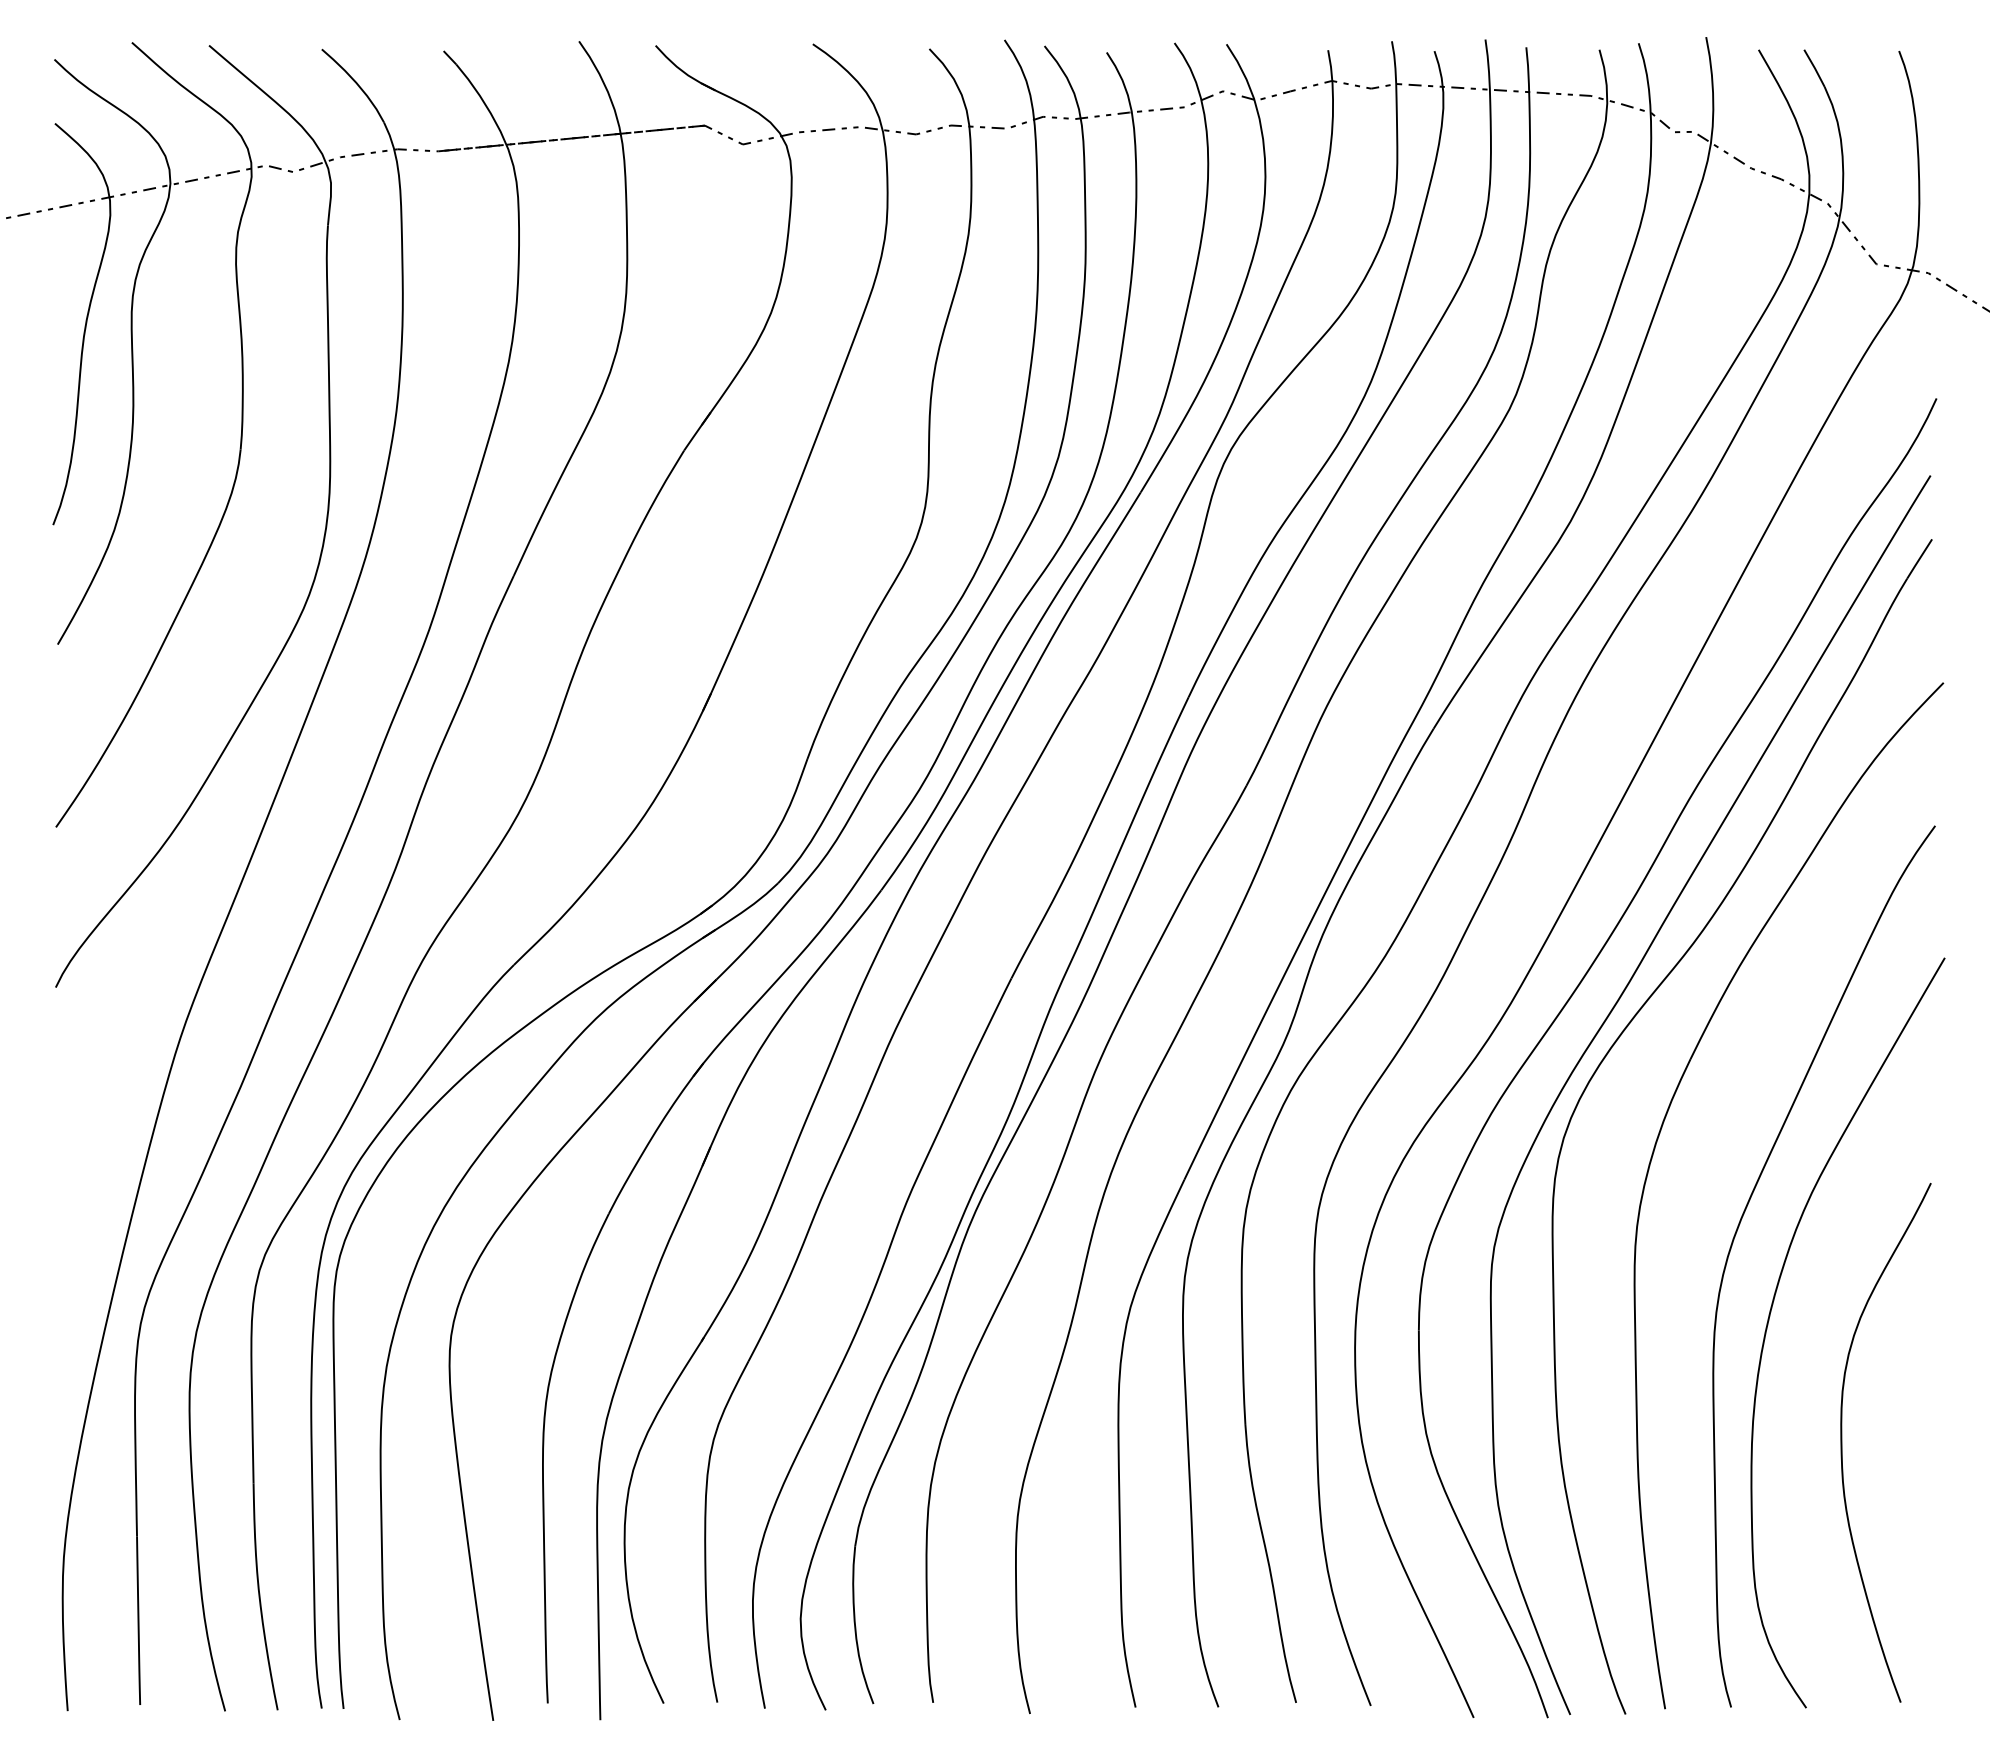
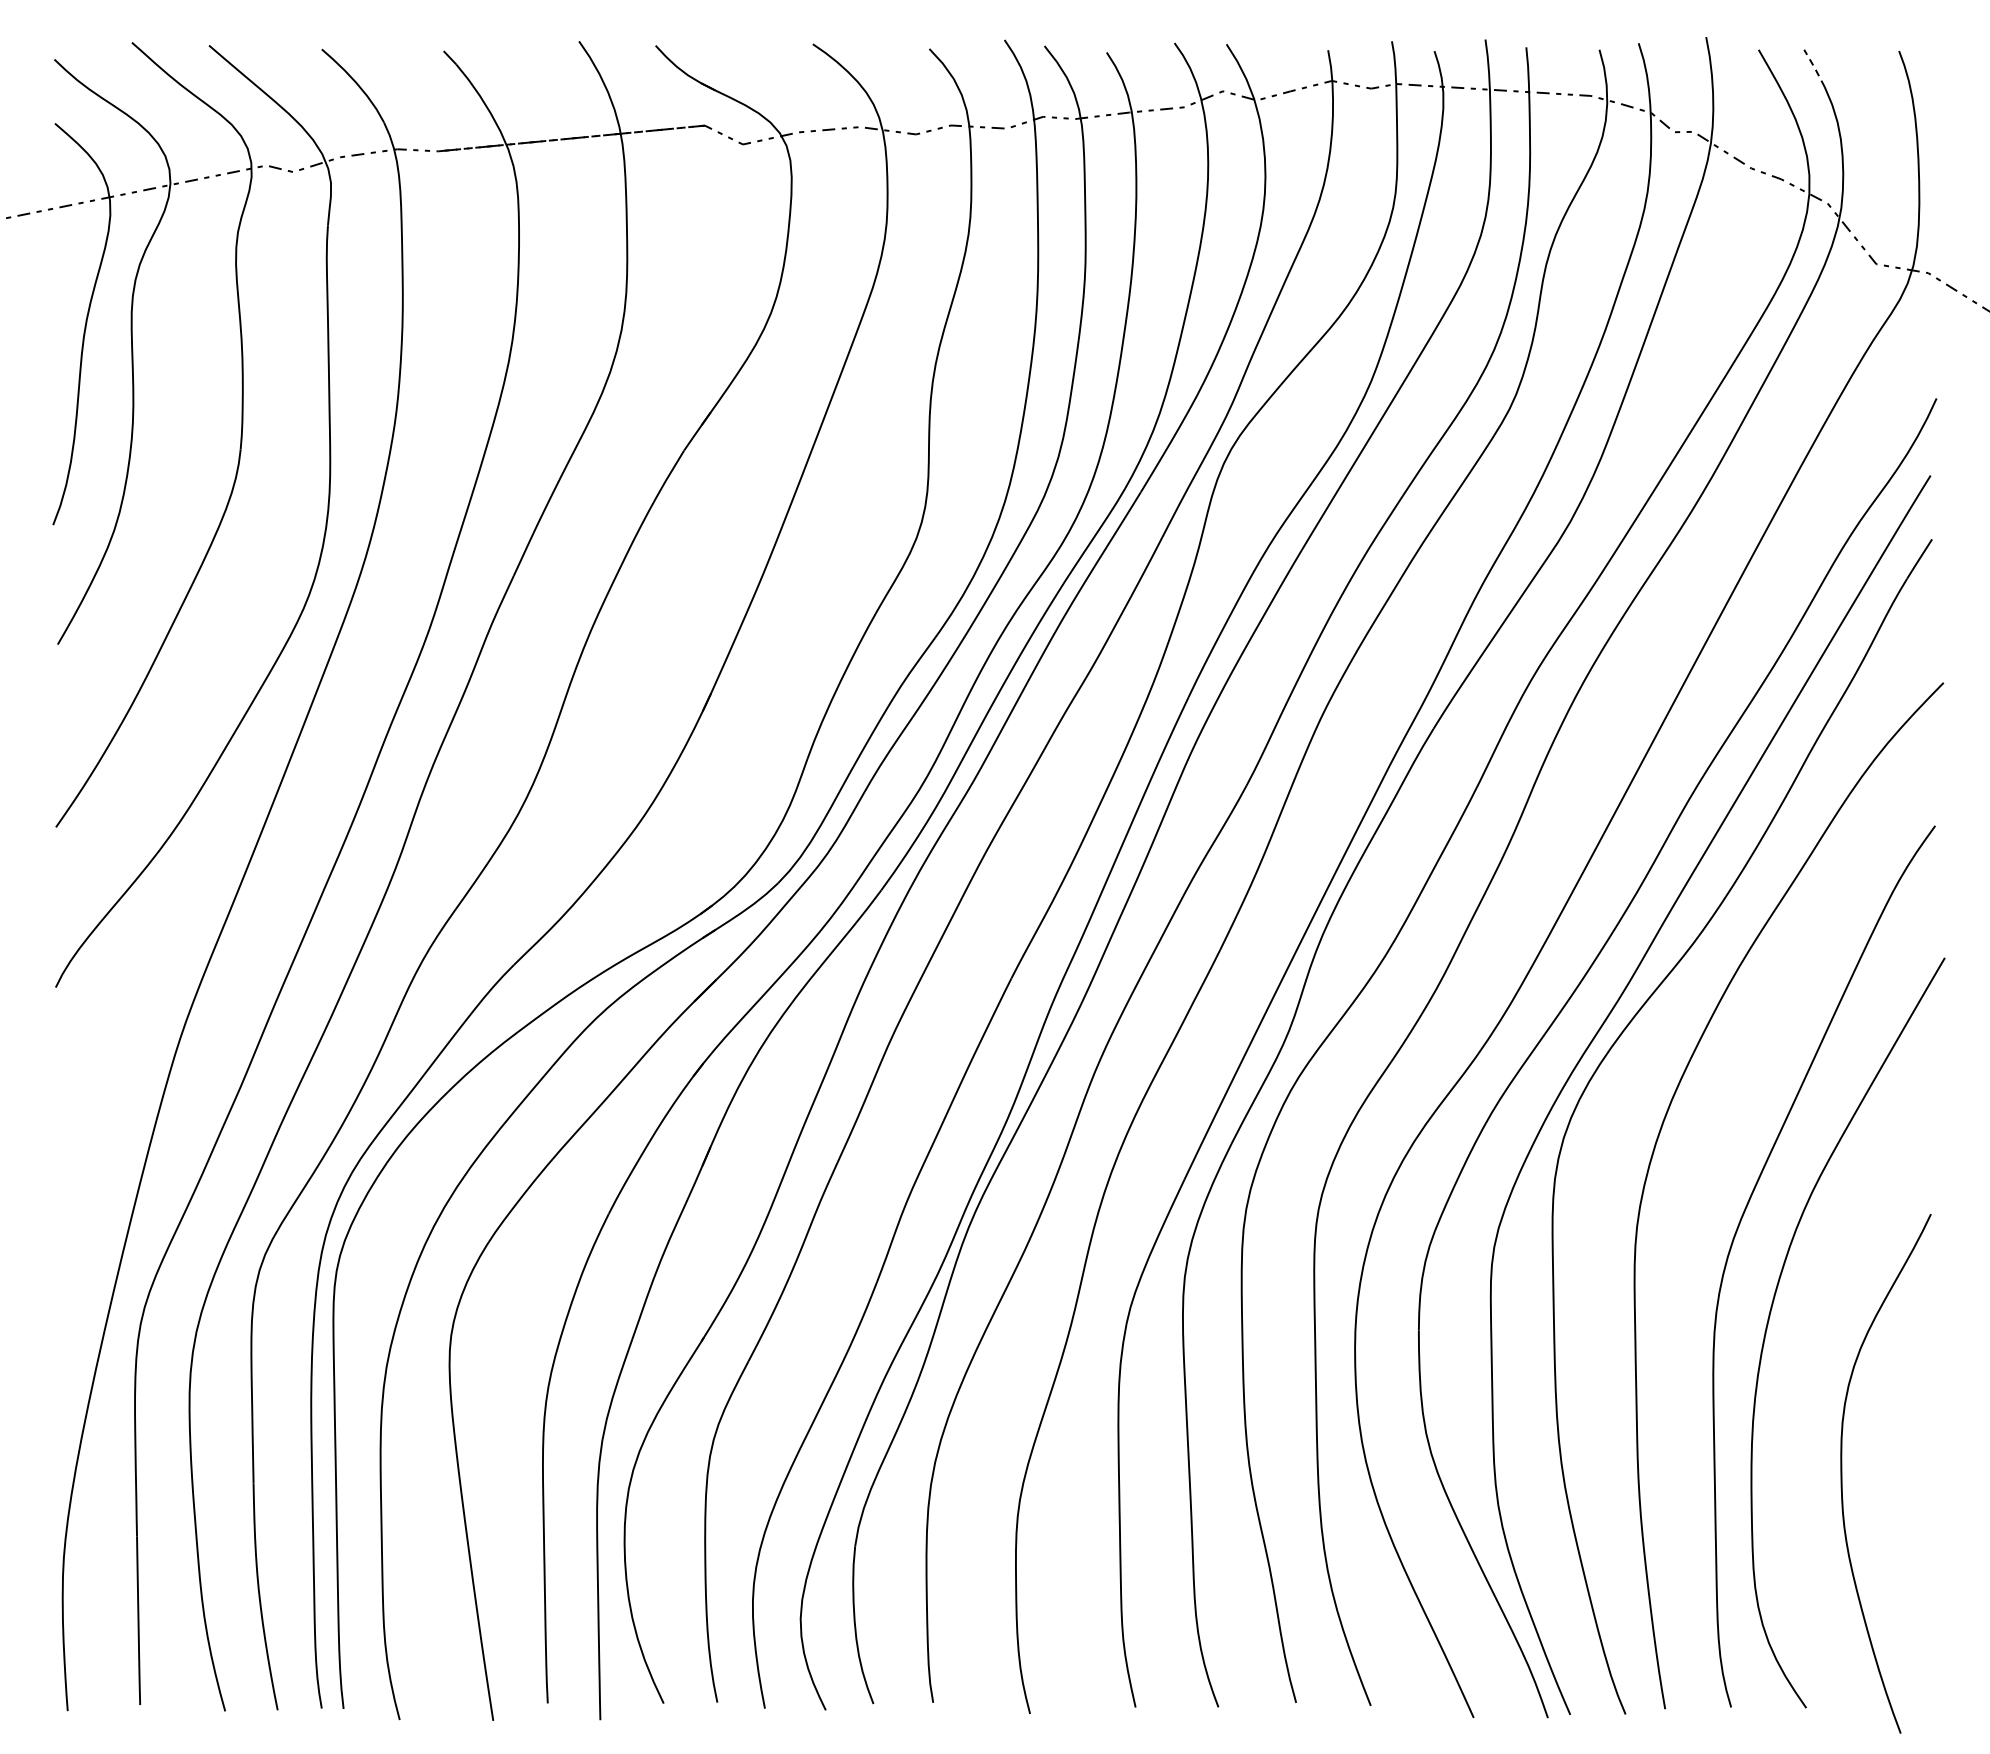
line: solid -> dashed (1815, 68)
curve position: (1842, 1442) -> (1842, 1473) (1842, 1473)
